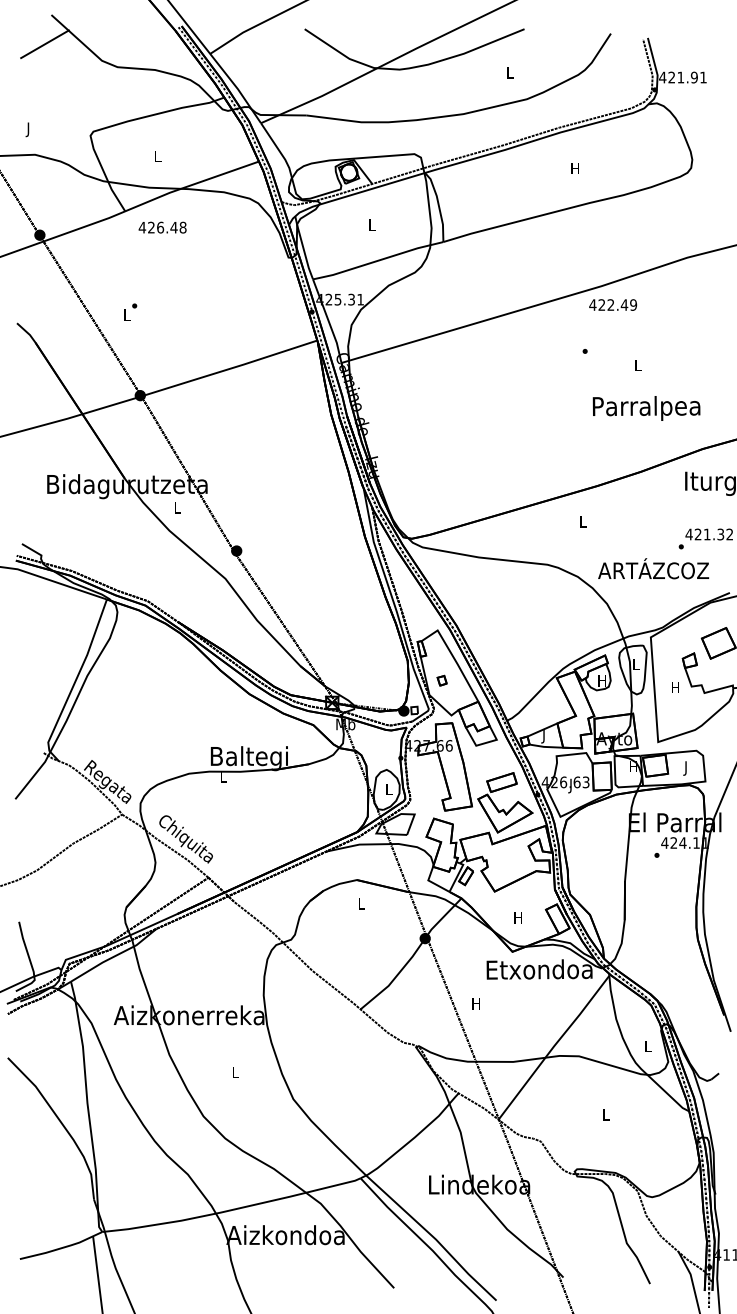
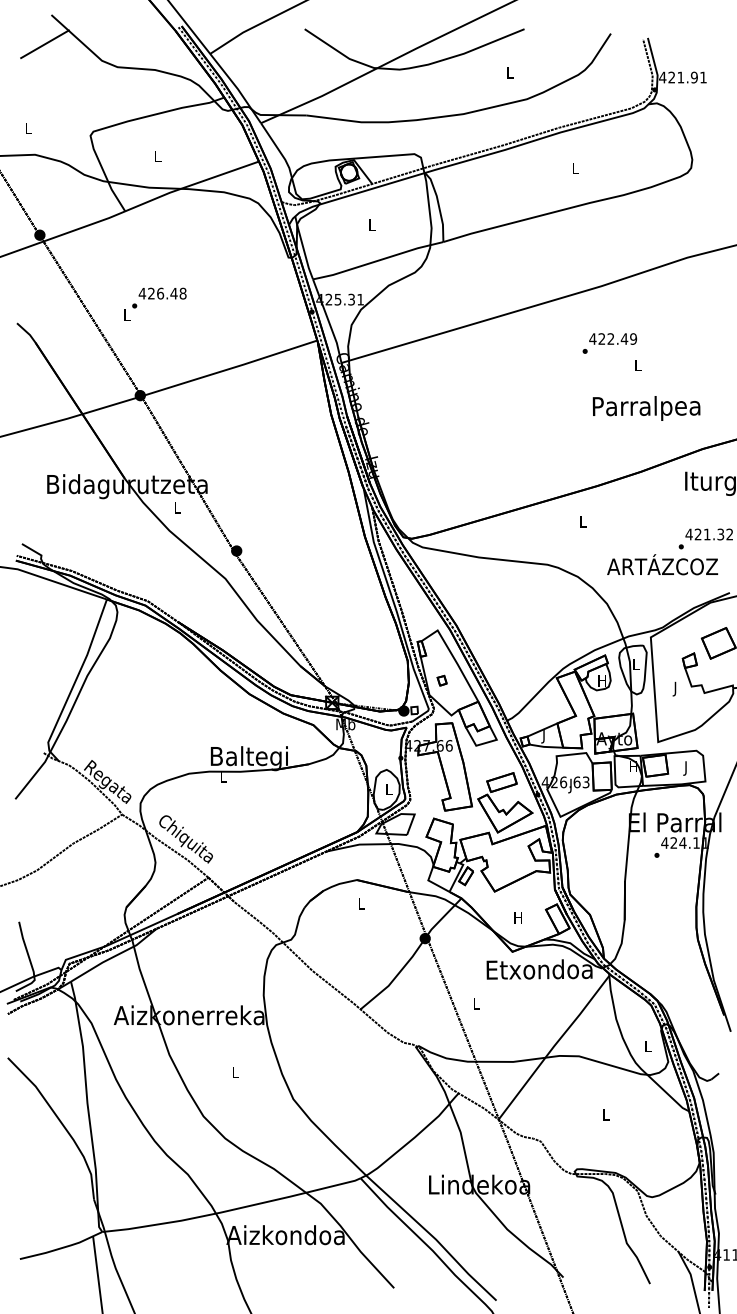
text: J -> L (28, 129)
text: H -> L (574, 168)
text position: (162, 227) -> (162, 293) (162, 293)
text position: (613, 304) -> (613, 338) (613, 338)
text position: (653, 568) -> (662, 564) (662, 564)
text: H -> J (675, 688)
text: H -> L (475, 1003)
